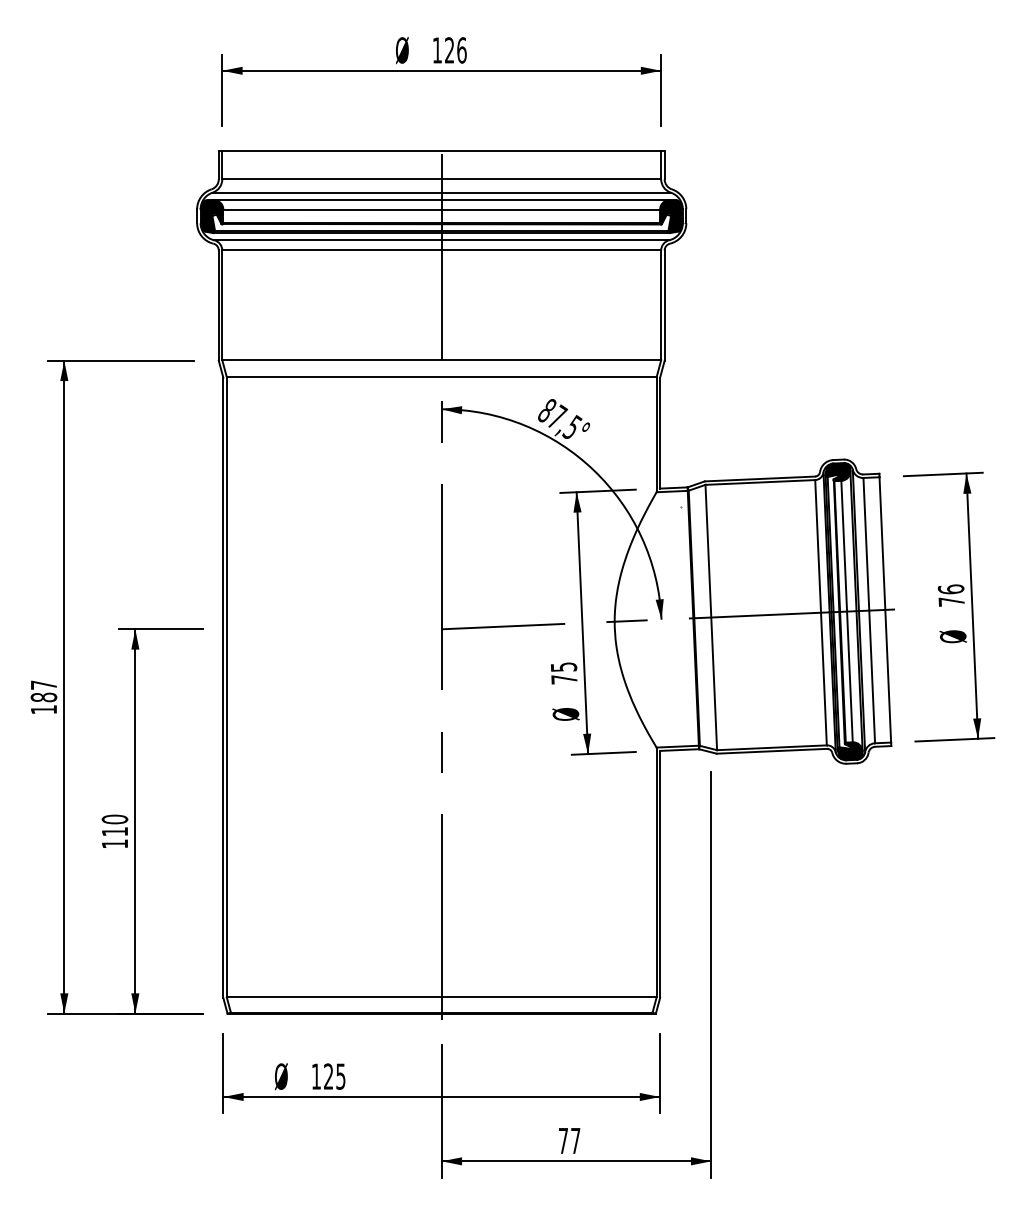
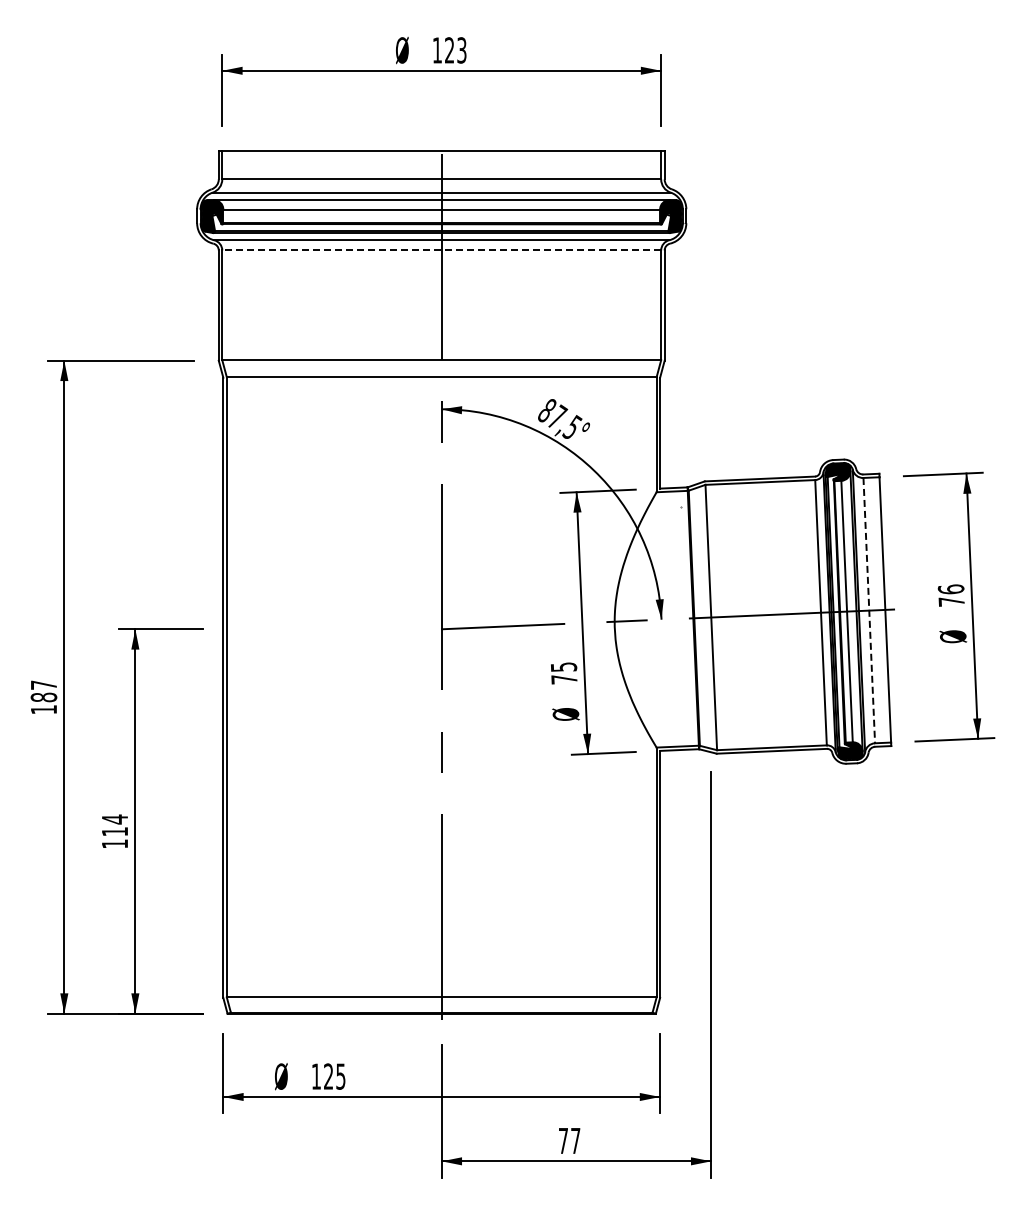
text: 126 -> 123 (461, 50)
line: solid -> dashed (441, 250)
line: solid -> dashed (869, 610)
text: 110 -> 114 (114, 819)
